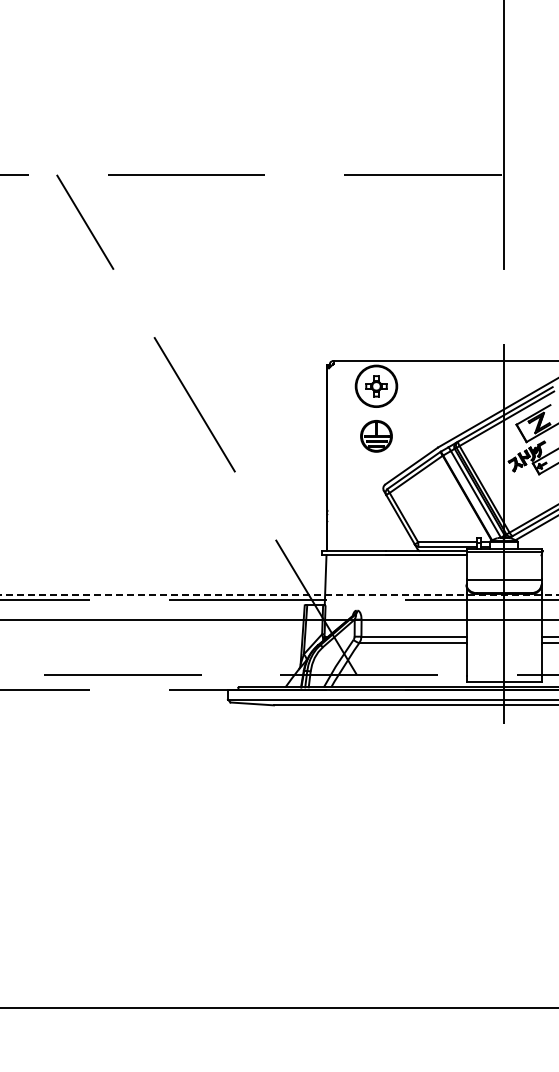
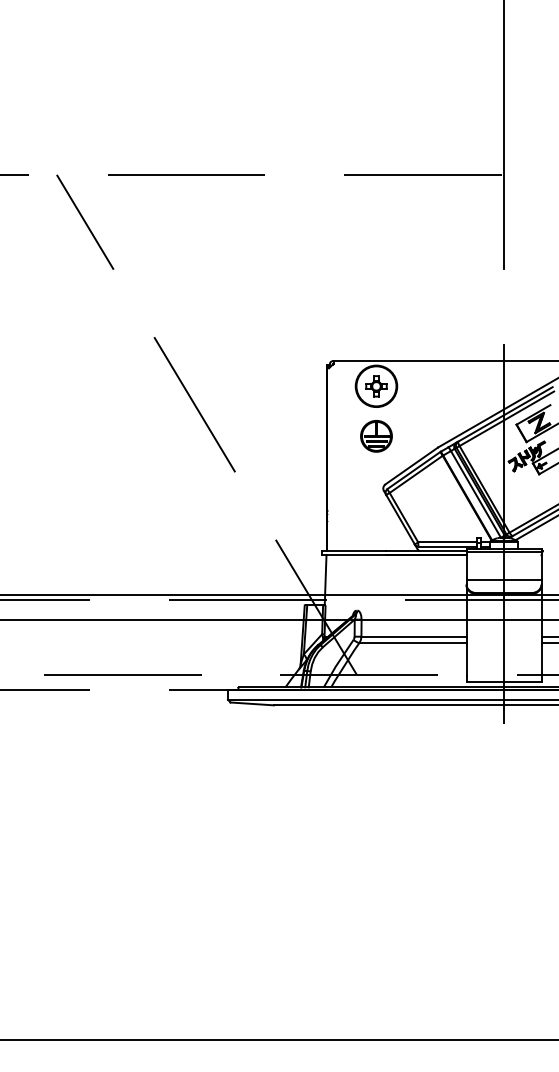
line: dashed -> solid (279, 594)
line position: (278, 1007) -> (278, 1039) (278, 1039)
